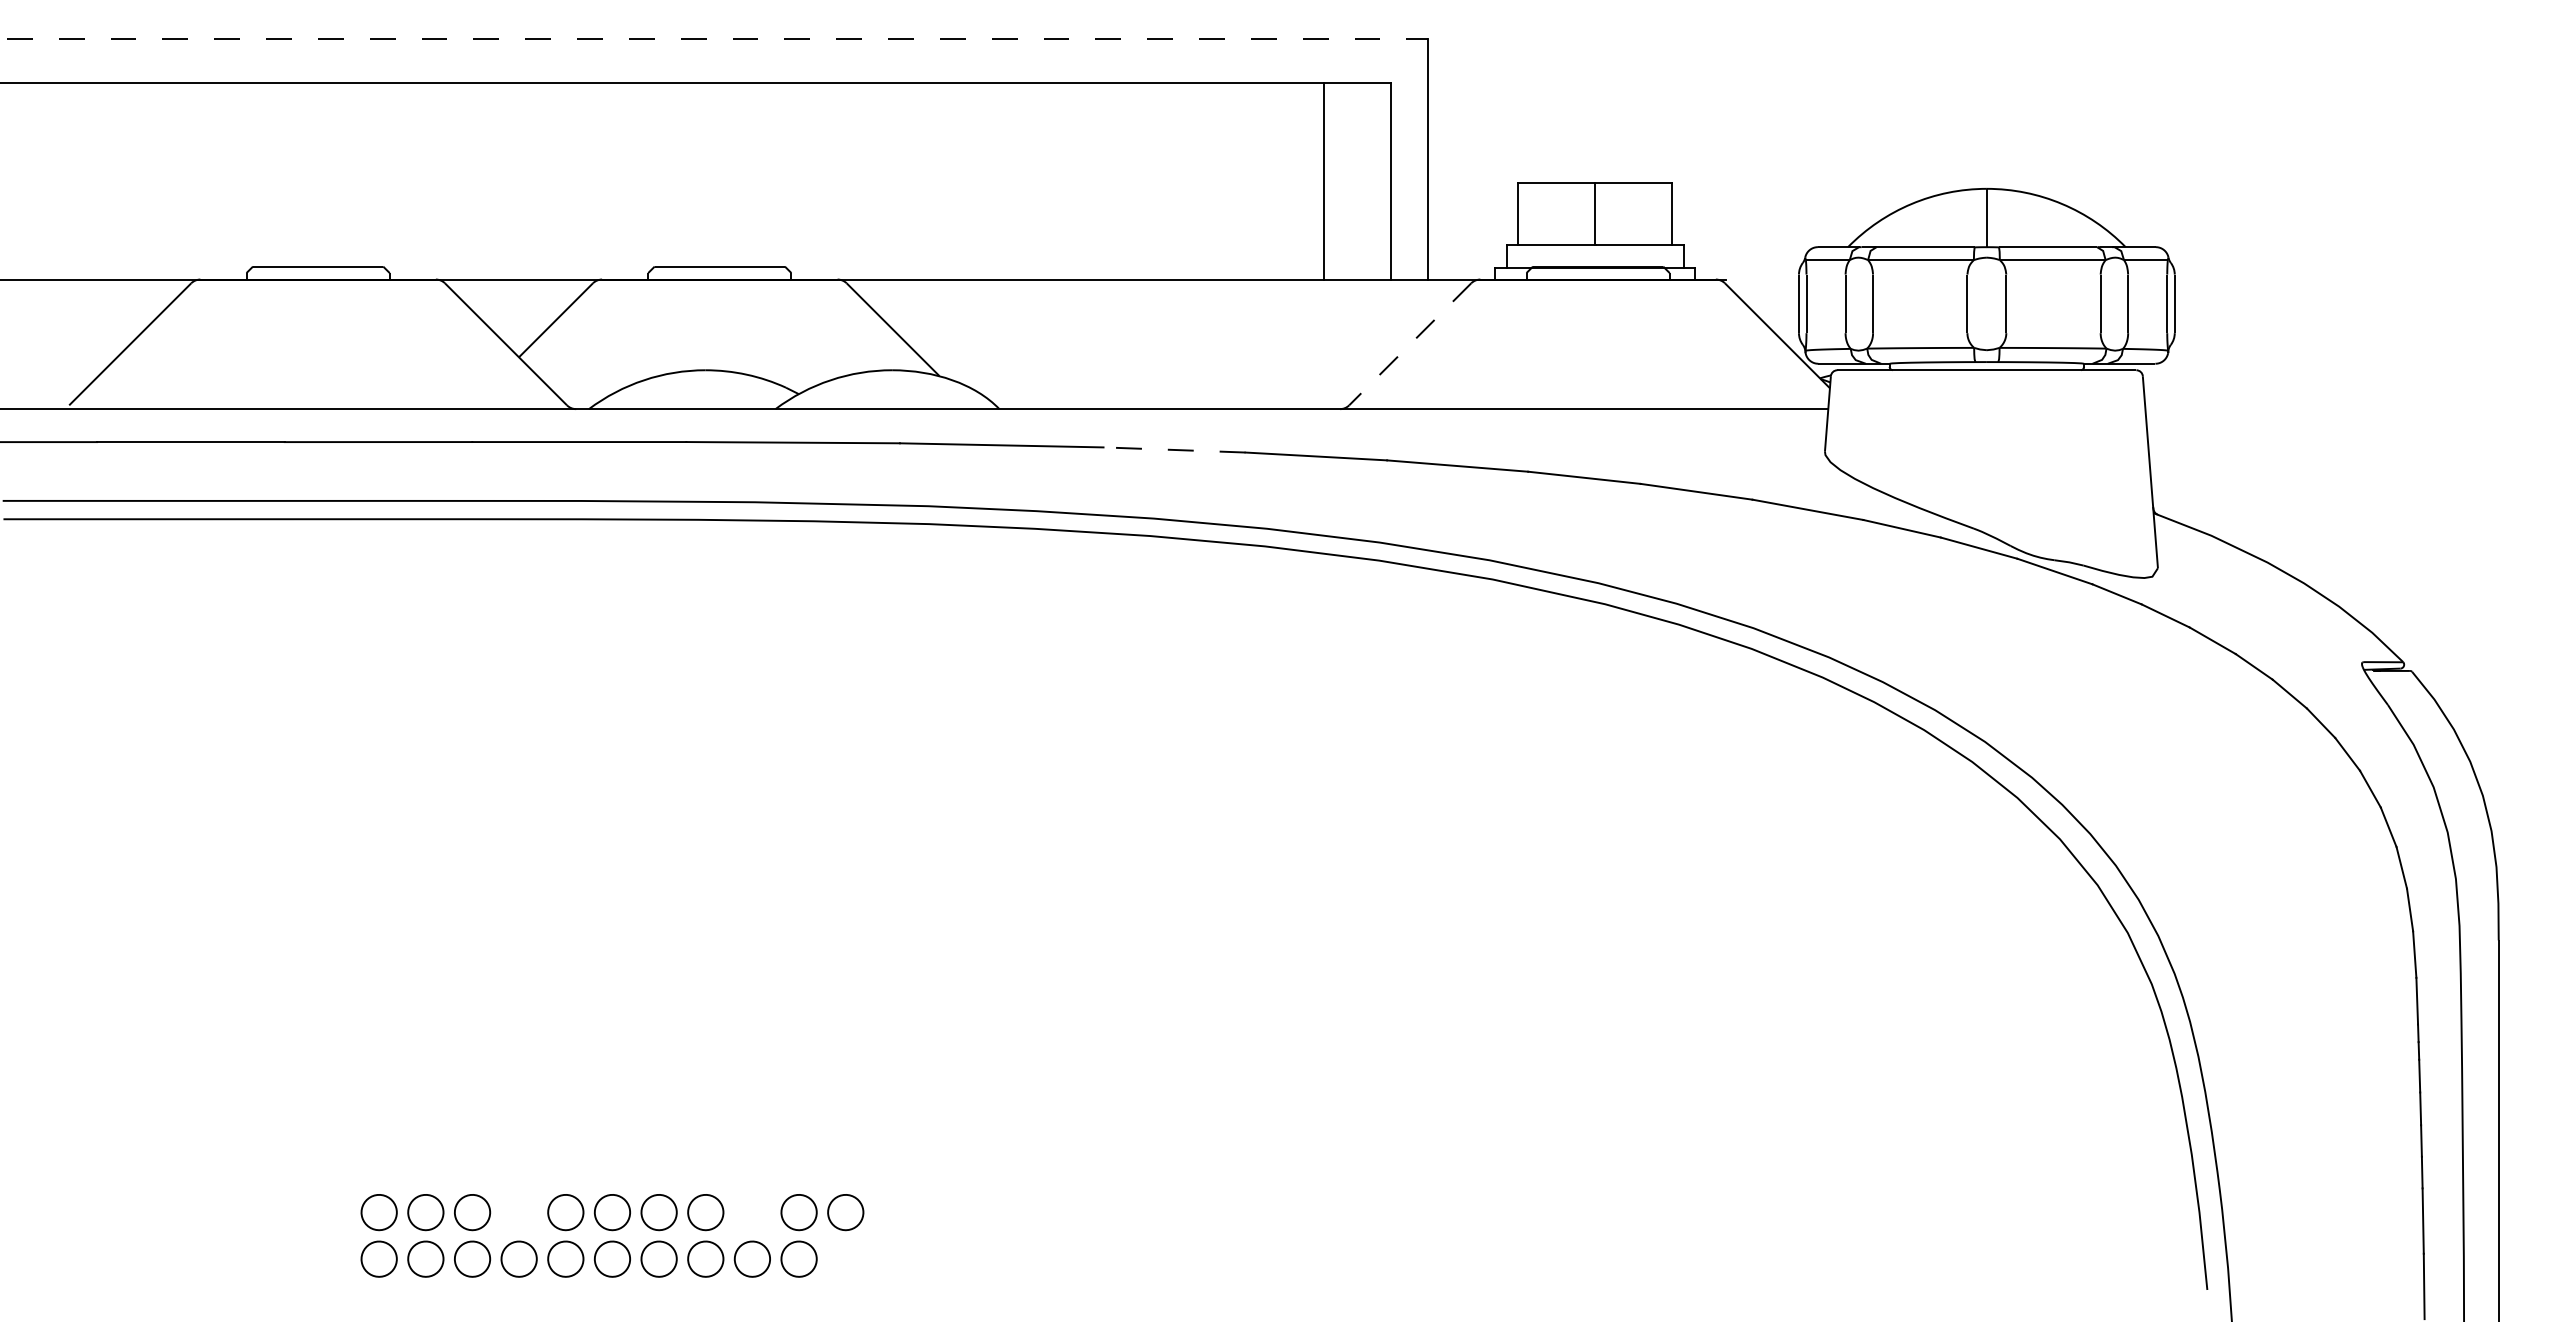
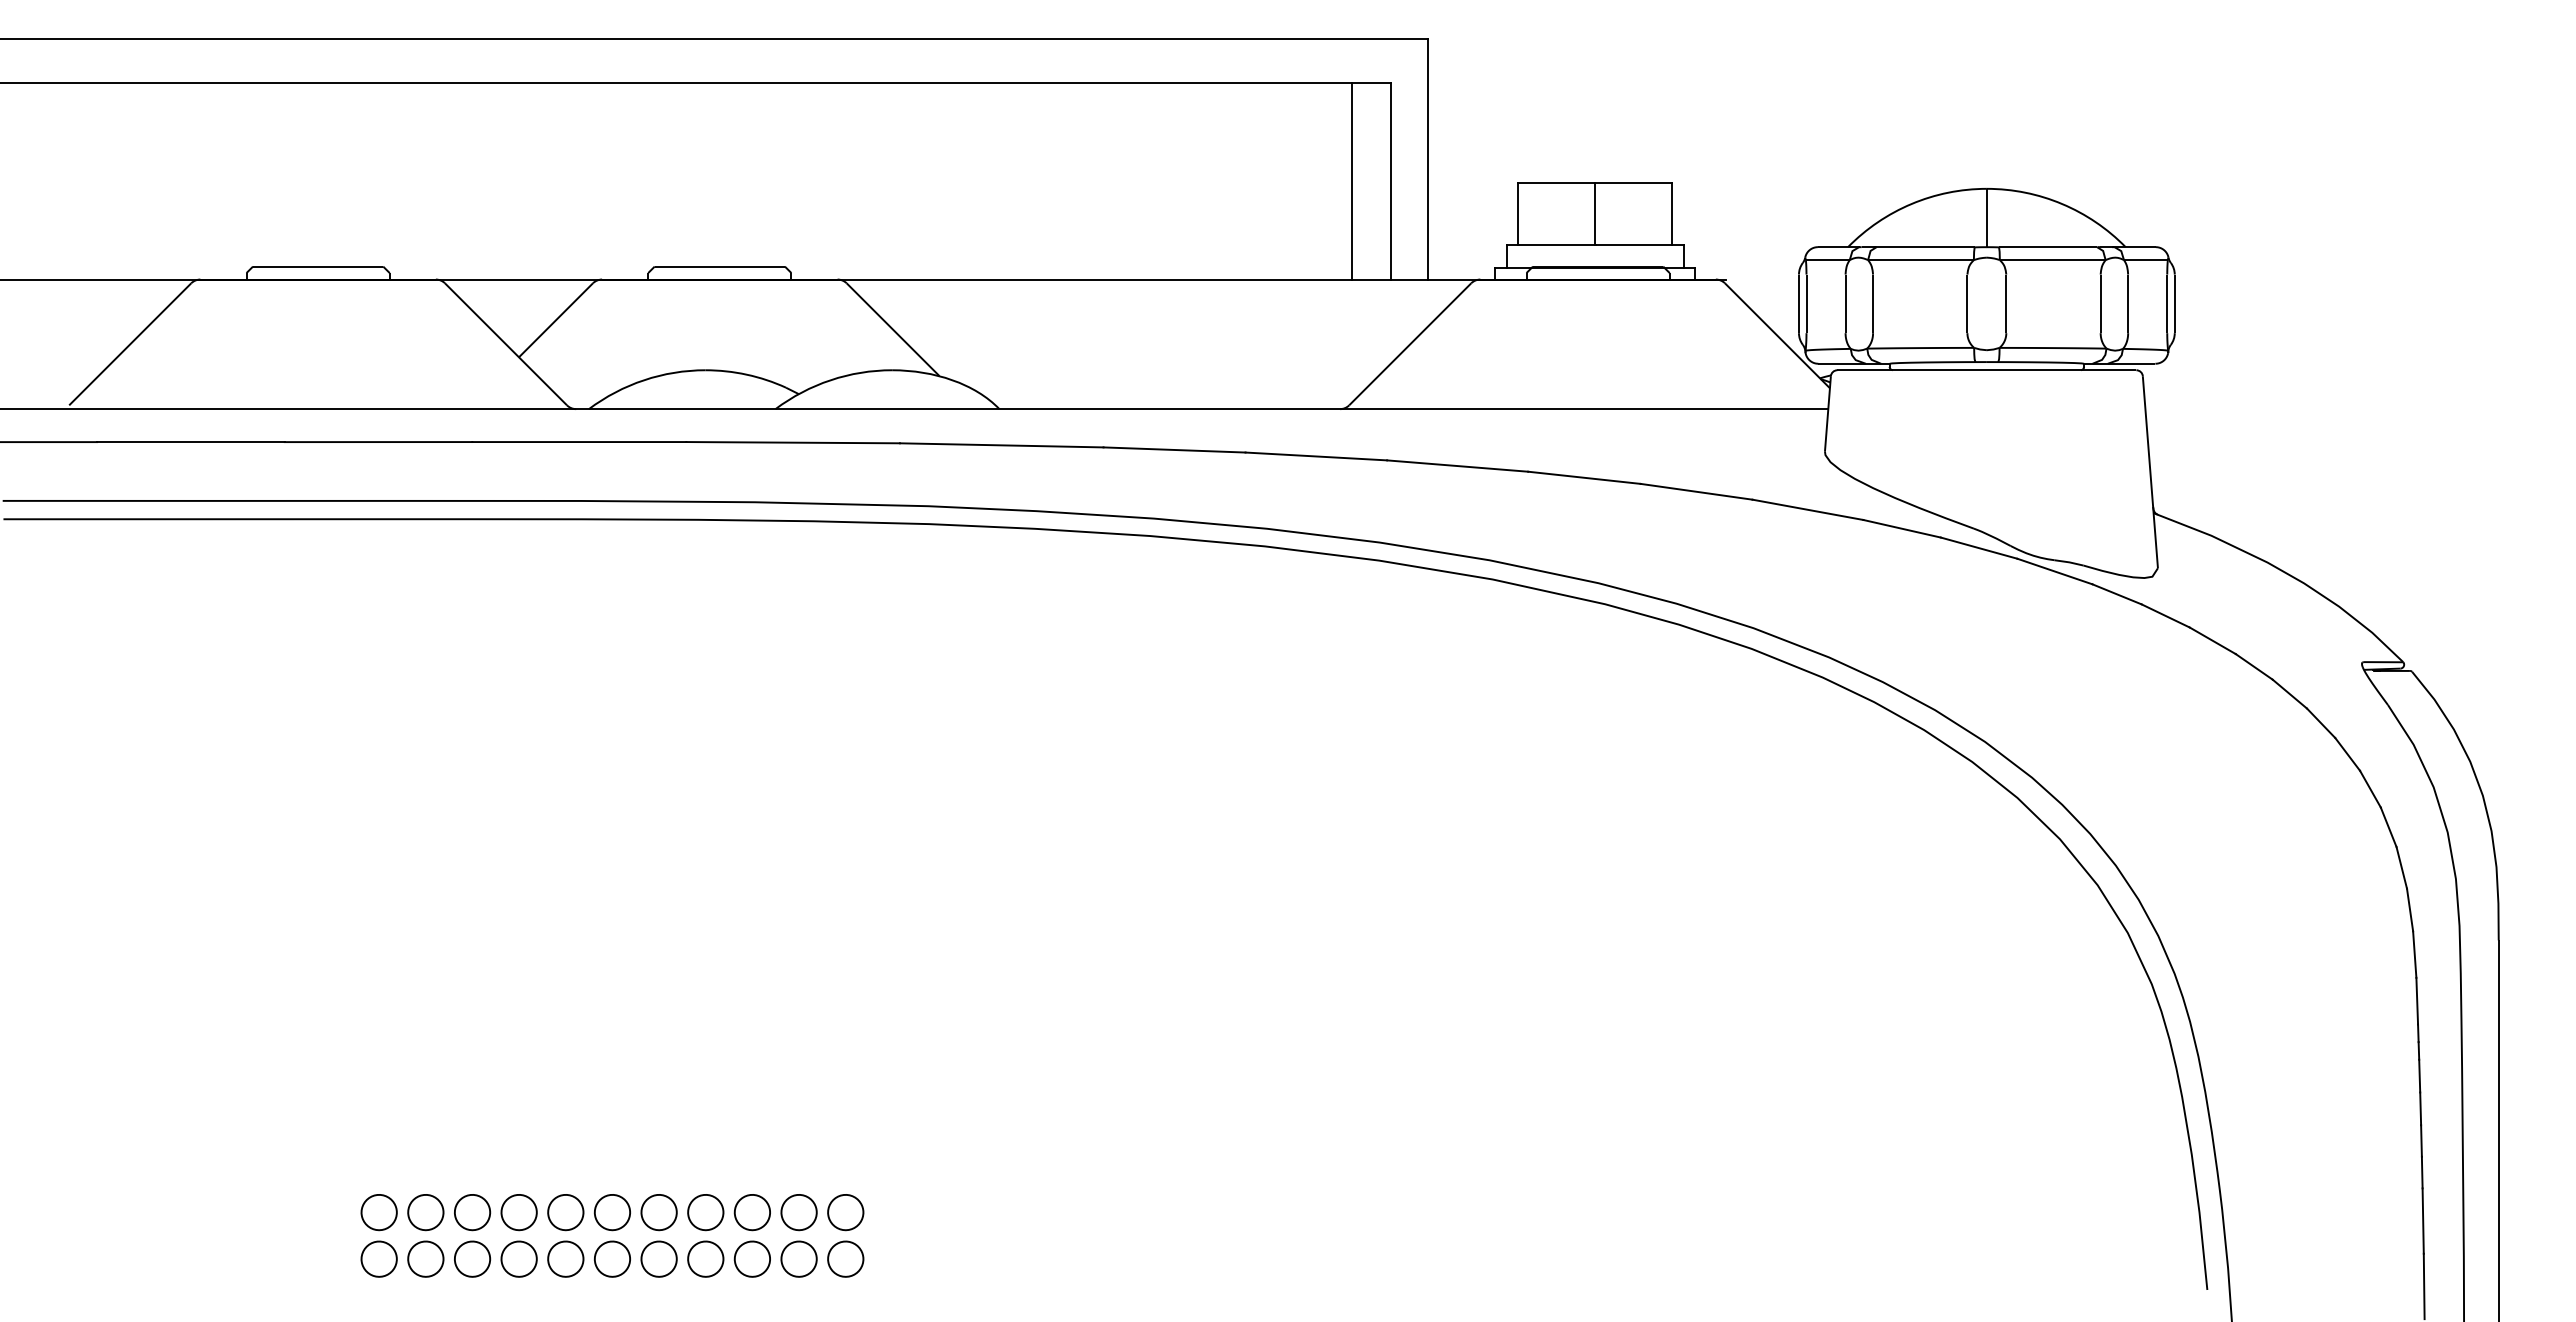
line: dashed -> solid (714, 39)
line position: (1323, 181) -> (1351, 181) (1351, 181)
line: dashed -> solid (1409, 344)
line: dashed -> solid (1174, 449)
part: none -> present (518, 1212)
part: none -> present (751, 1212)
part: none -> present (845, 1258)
